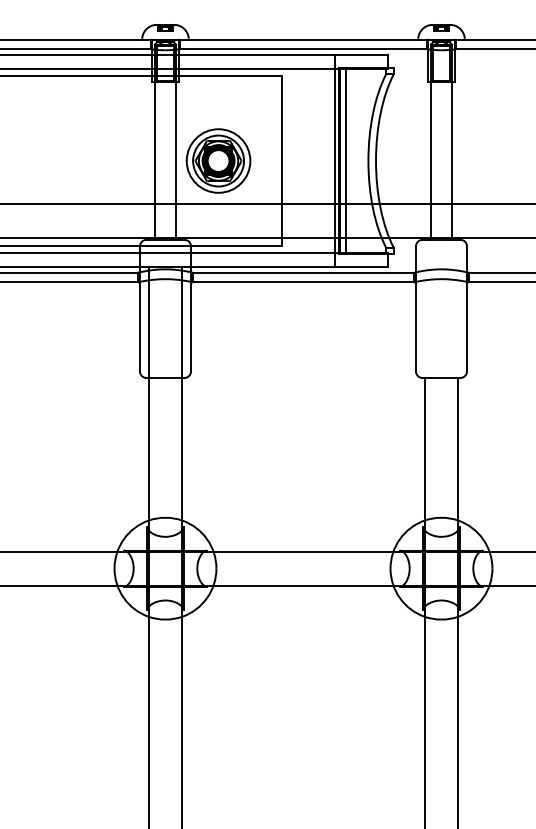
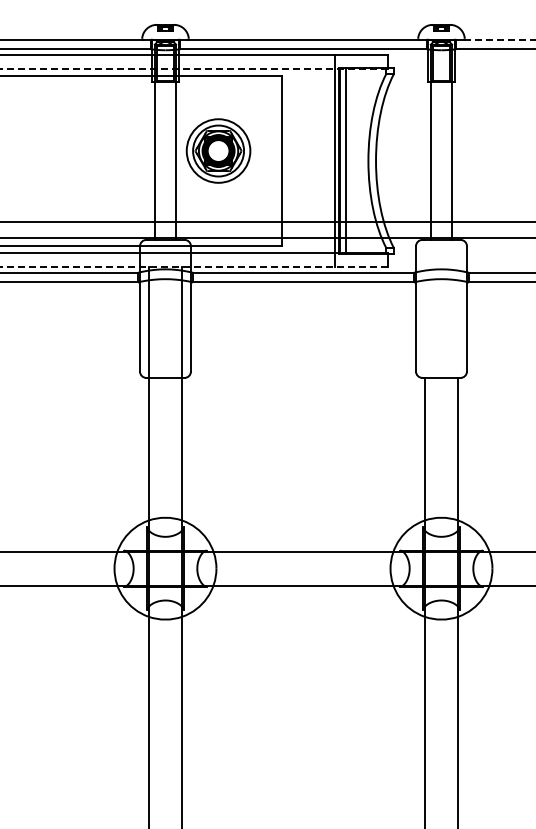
line: solid -> dashed (499, 39)
line: solid -> dashed (194, 69)
part position: (218, 160) -> (218, 150) (218, 150)
line position: (267, 204) -> (267, 222) (267, 222)
line: solid -> dashed (194, 267)
